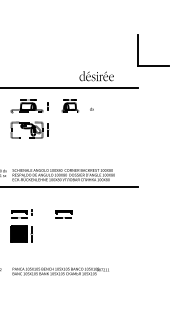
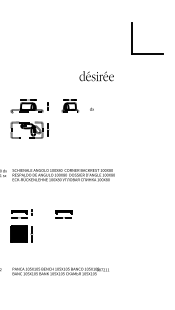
part position: (138, 50) -> (132, 38) (132, 38)
line: present -> none (69, 88)
line: present -> none (69, 186)
